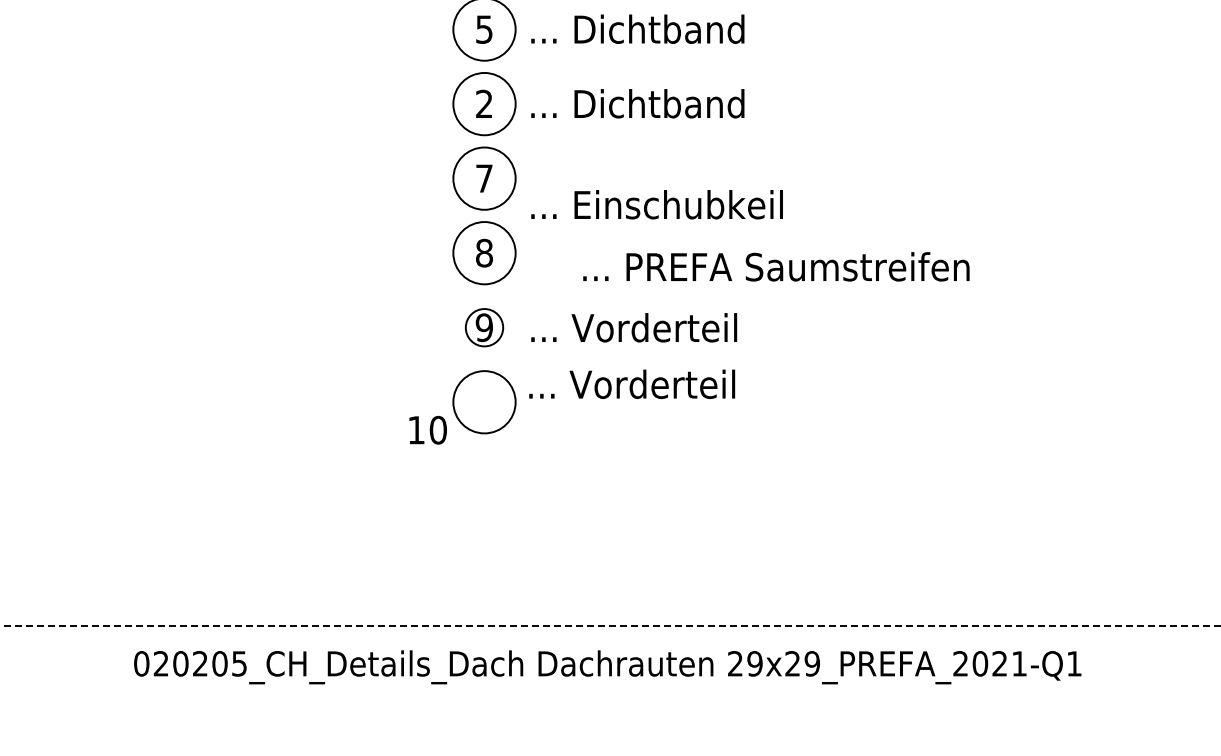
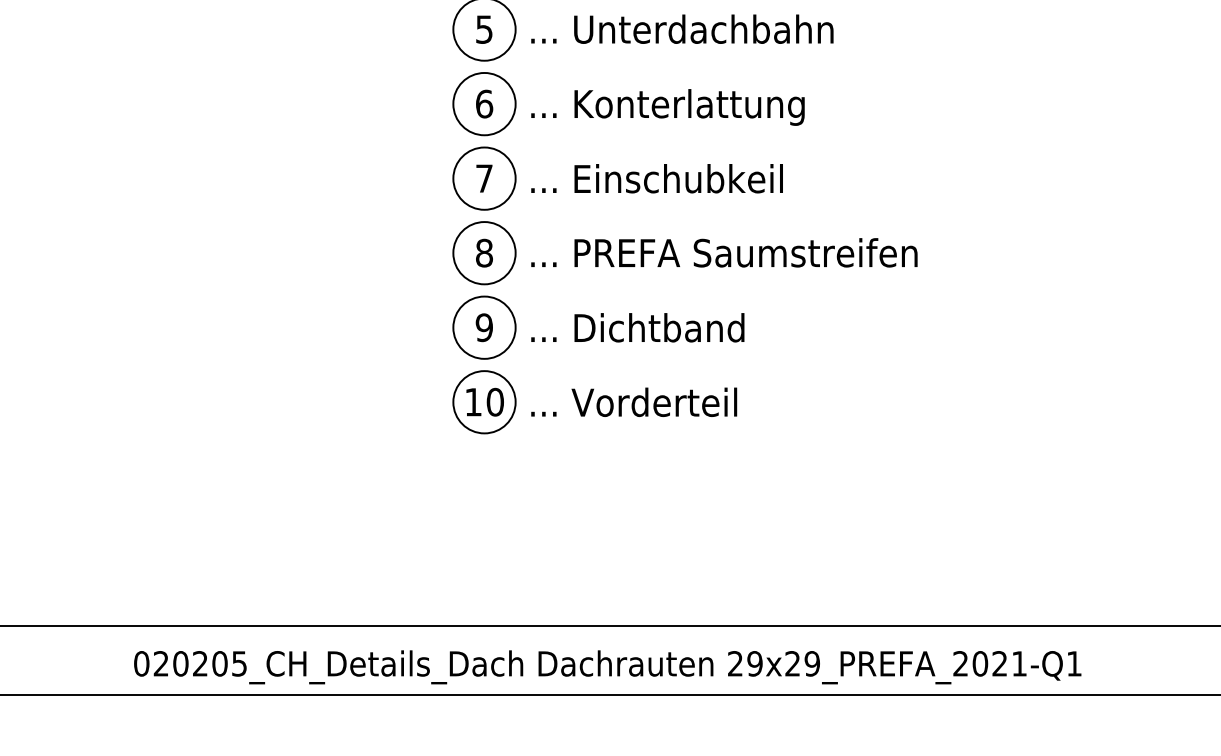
text: ... Dichtband -> ... Unterdachbahn (703, 28)
text: 2 -> 6 (484, 103)
text: ... Dichtband -> ... Konterlattung (691, 107)
text position: (656, 204) -> (656, 178) (656, 178)
text position: (776, 266) -> (724, 252) (724, 252)
circle diameter: 37 px -> 62 px (484, 327)
text: ... Vorderteil -> ... Dichtband (657, 327)
text position: (632, 383) -> (634, 401) (634, 401)
text position: (427, 429) -> (484, 401) (484, 401)
line: dashed -> solid (610, 626)
line: none -> present (609, 694)
